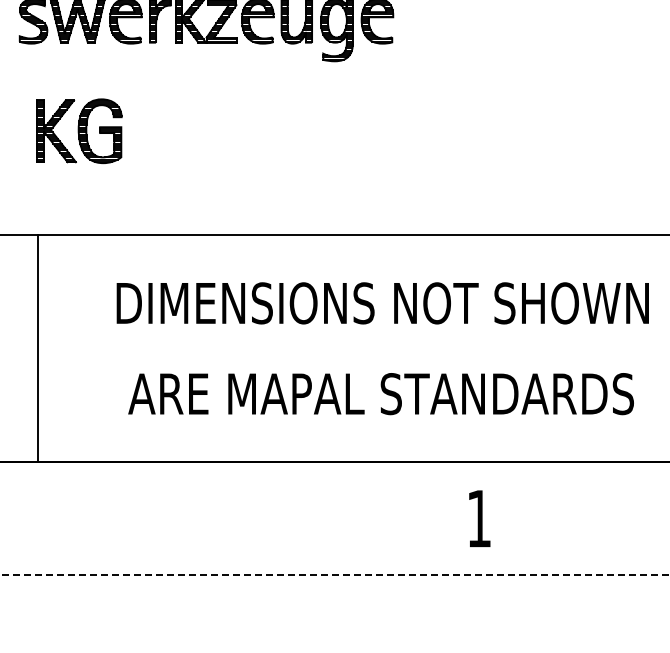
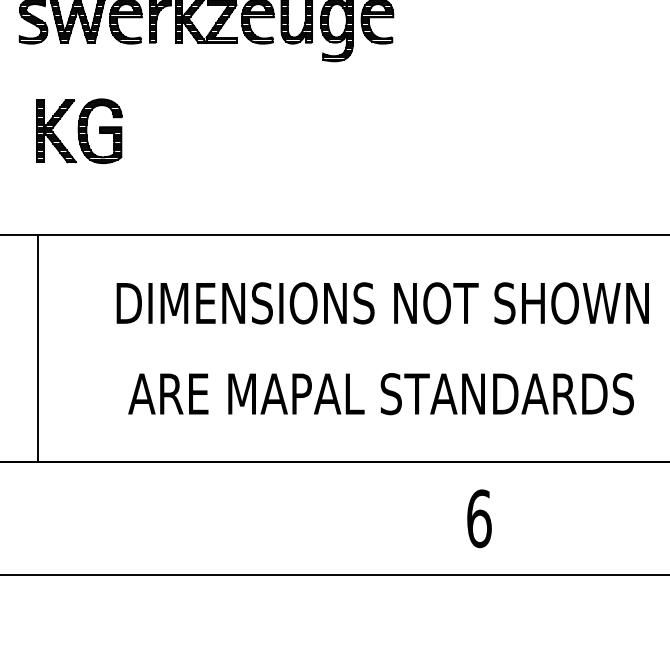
text: 1 -> 6 (479, 518)
line: dashed -> solid (335, 575)
